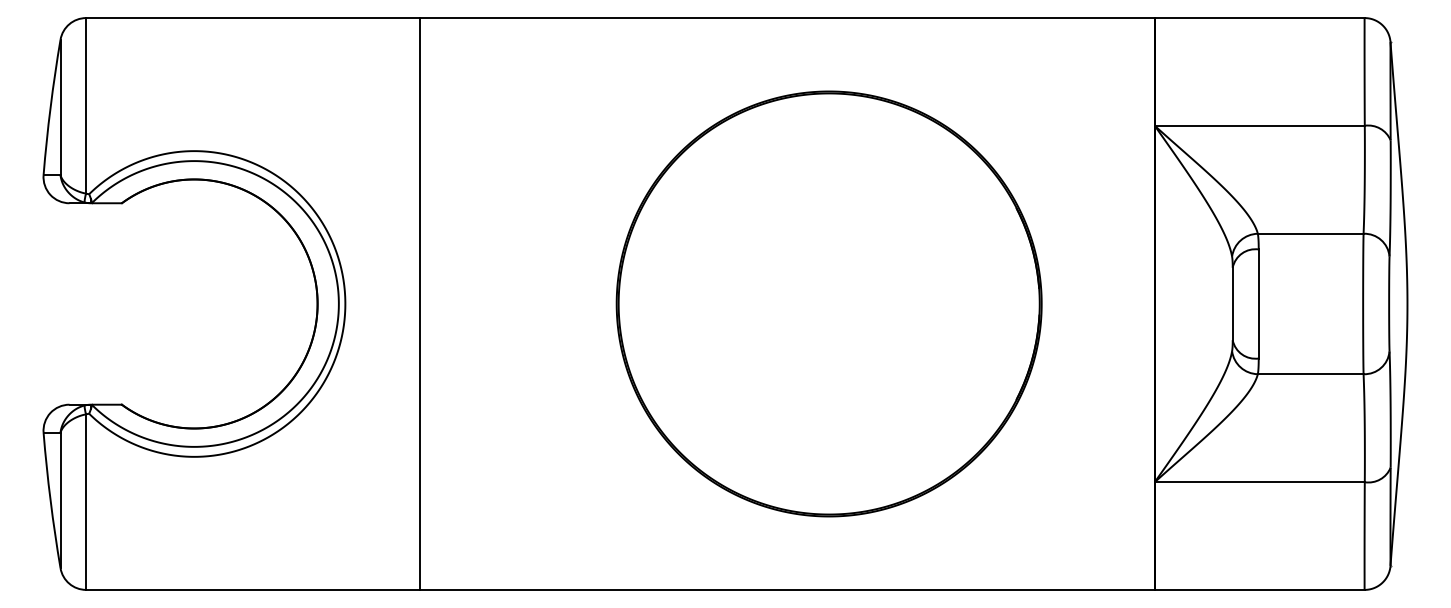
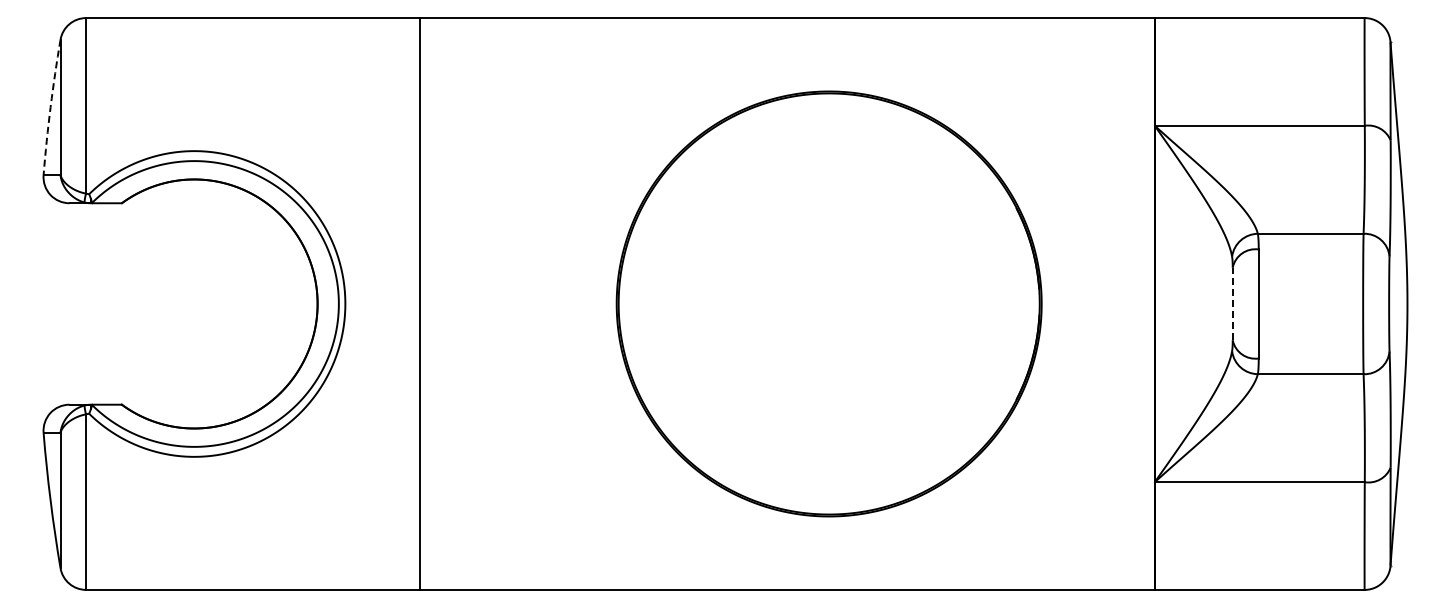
arc: solid -> dashed (50, 107)
line: solid -> dashed (1232, 303)
